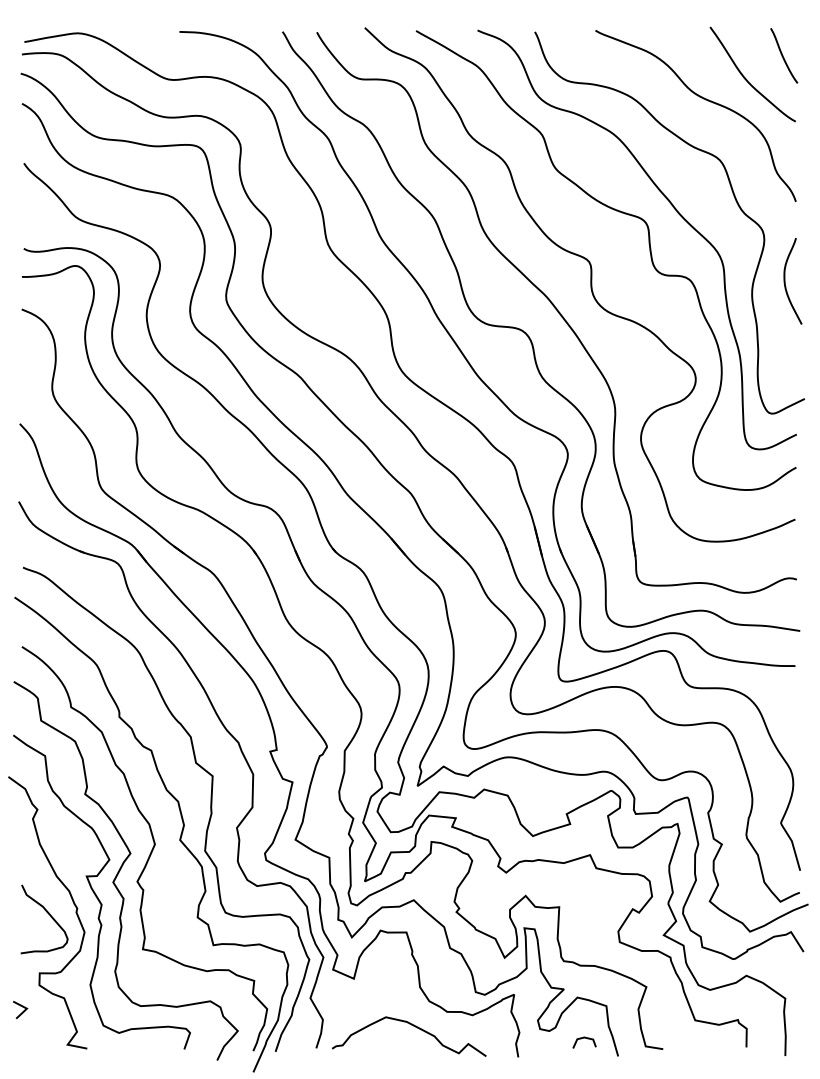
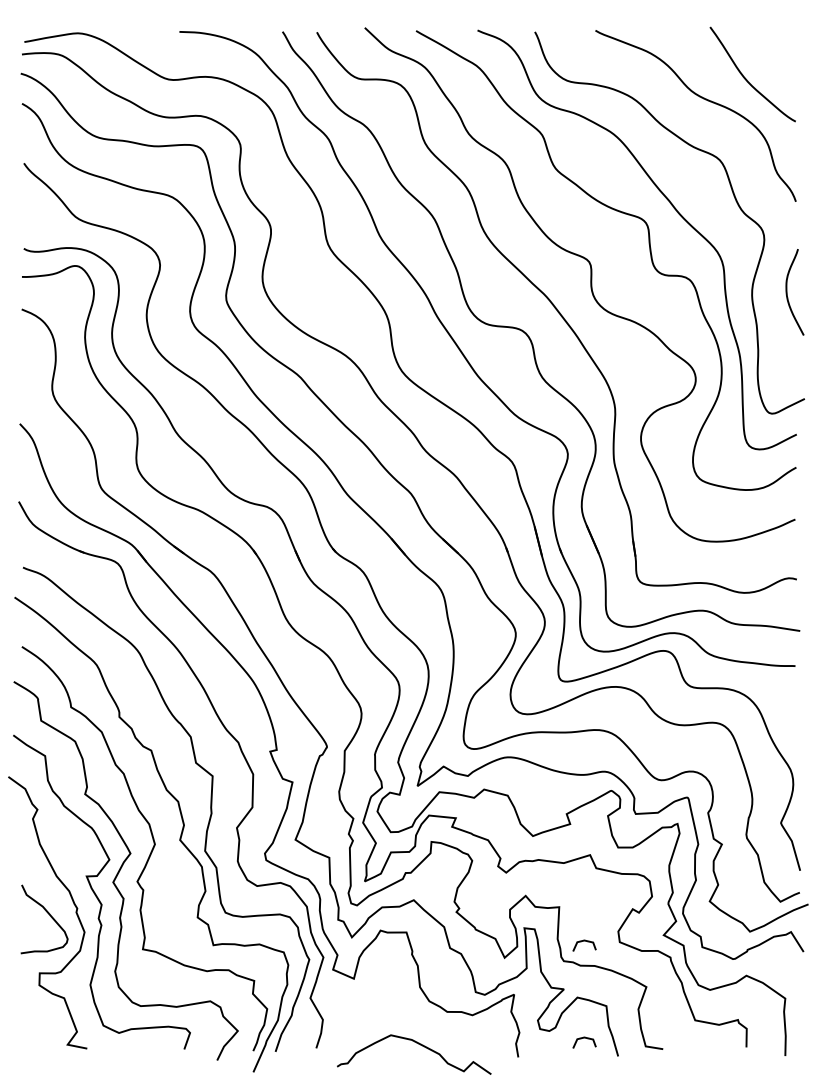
curve: present -> none (783, 55)
curve position: (785, 281) -> (787, 292) (787, 292)
line: none -> present (584, 941)
line: present -> none (22, 1011)
curve position: (413, 1026) -> (418, 1044) (418, 1044)
